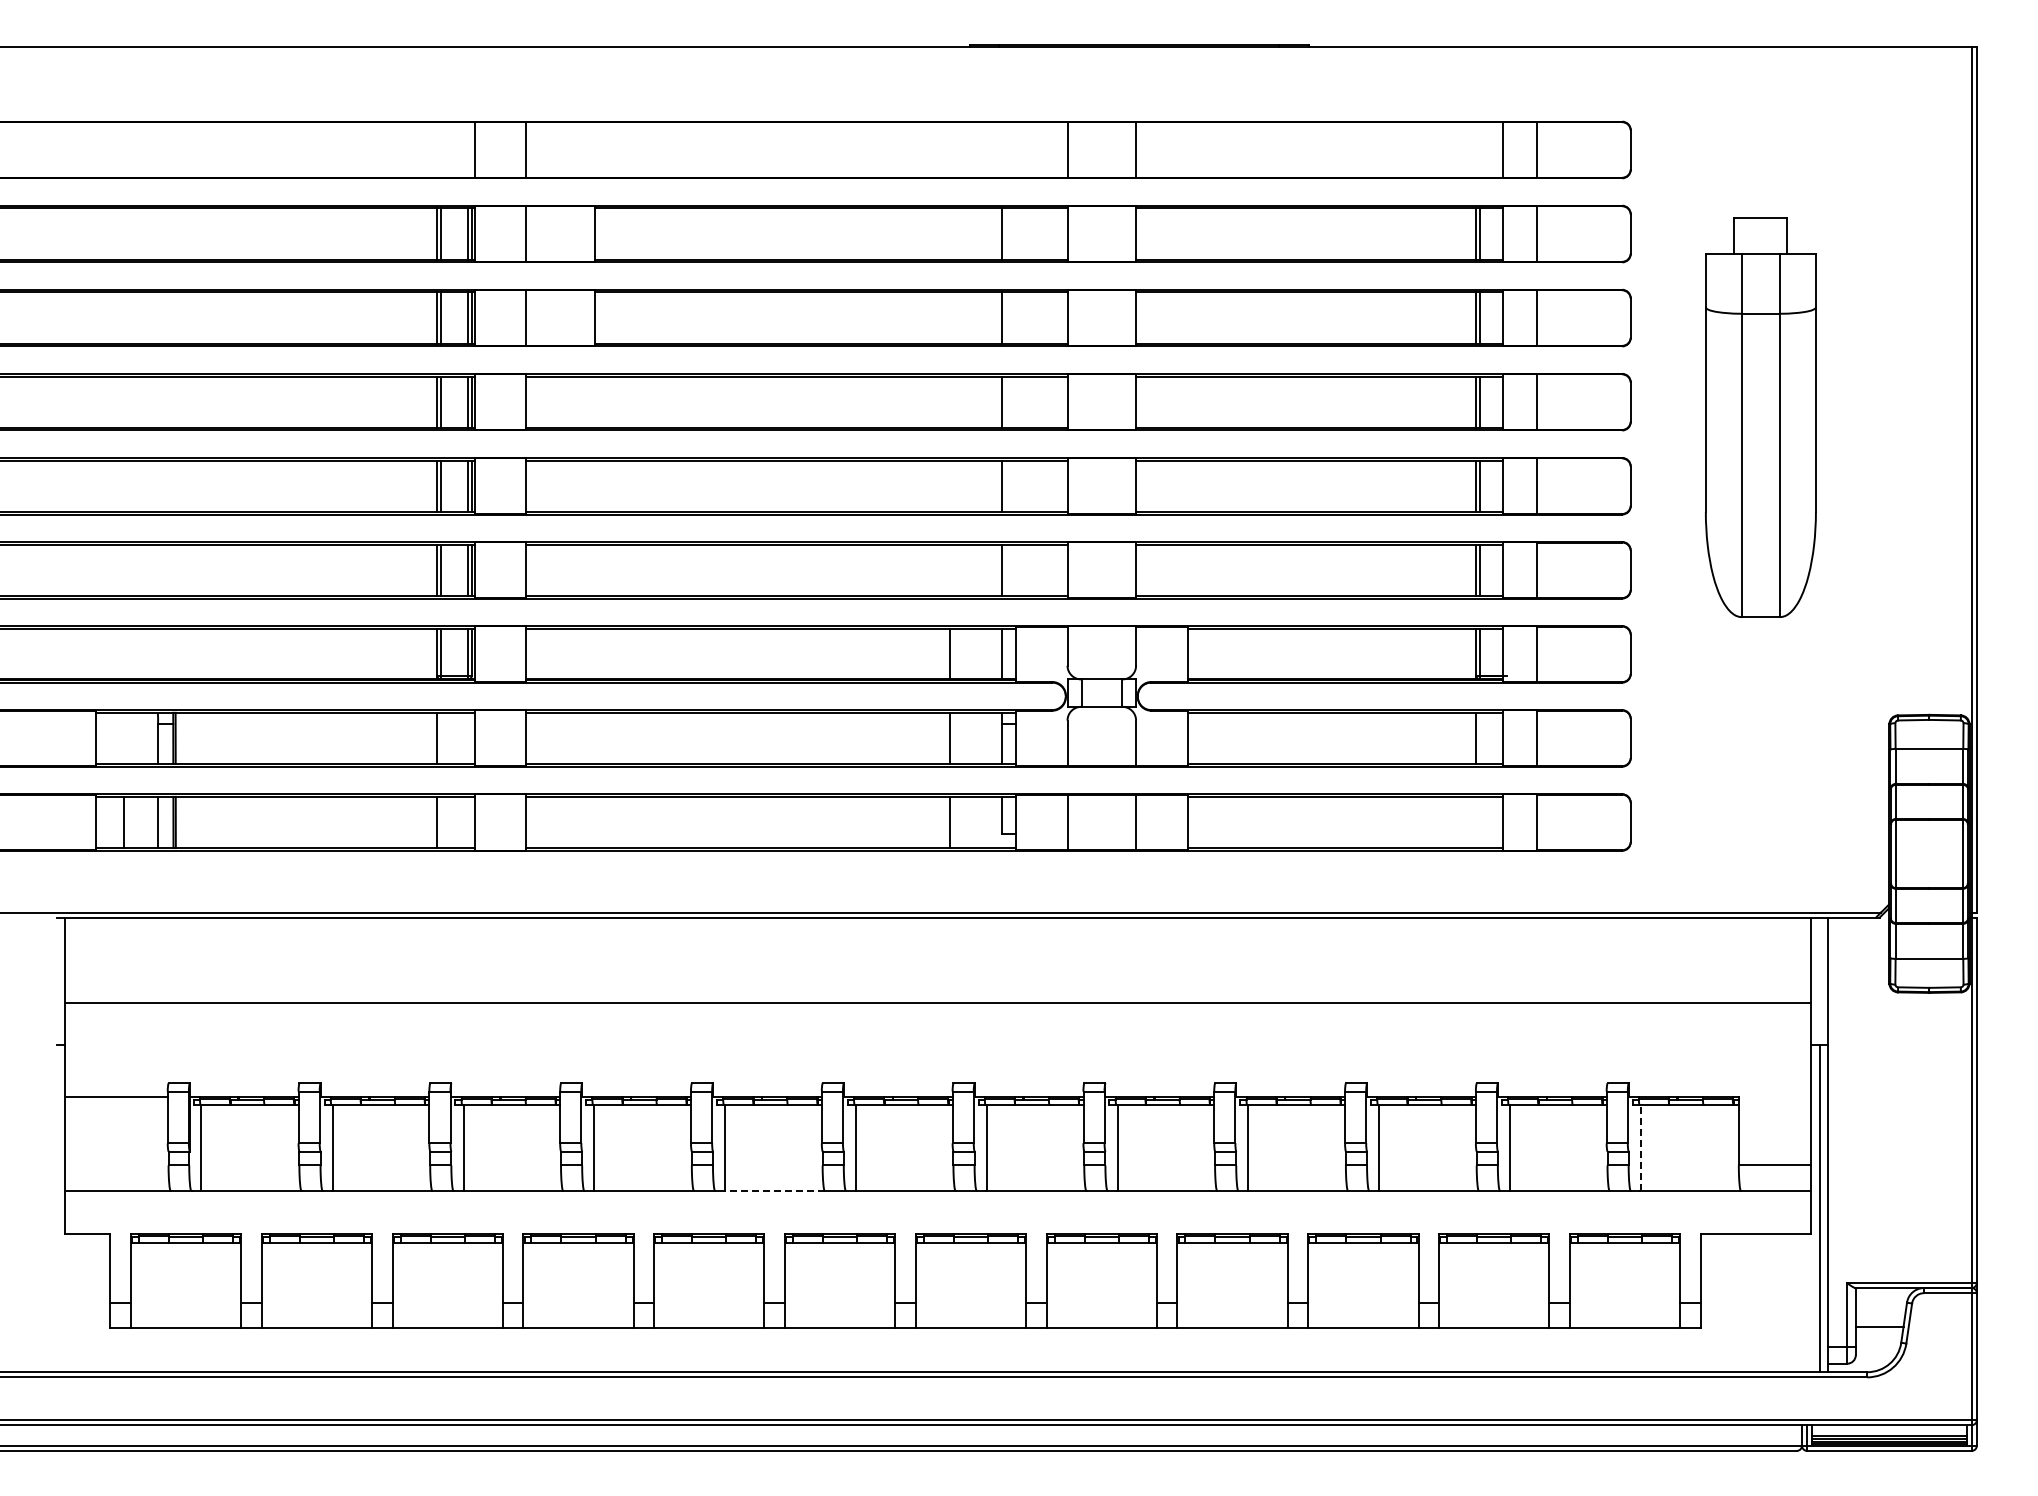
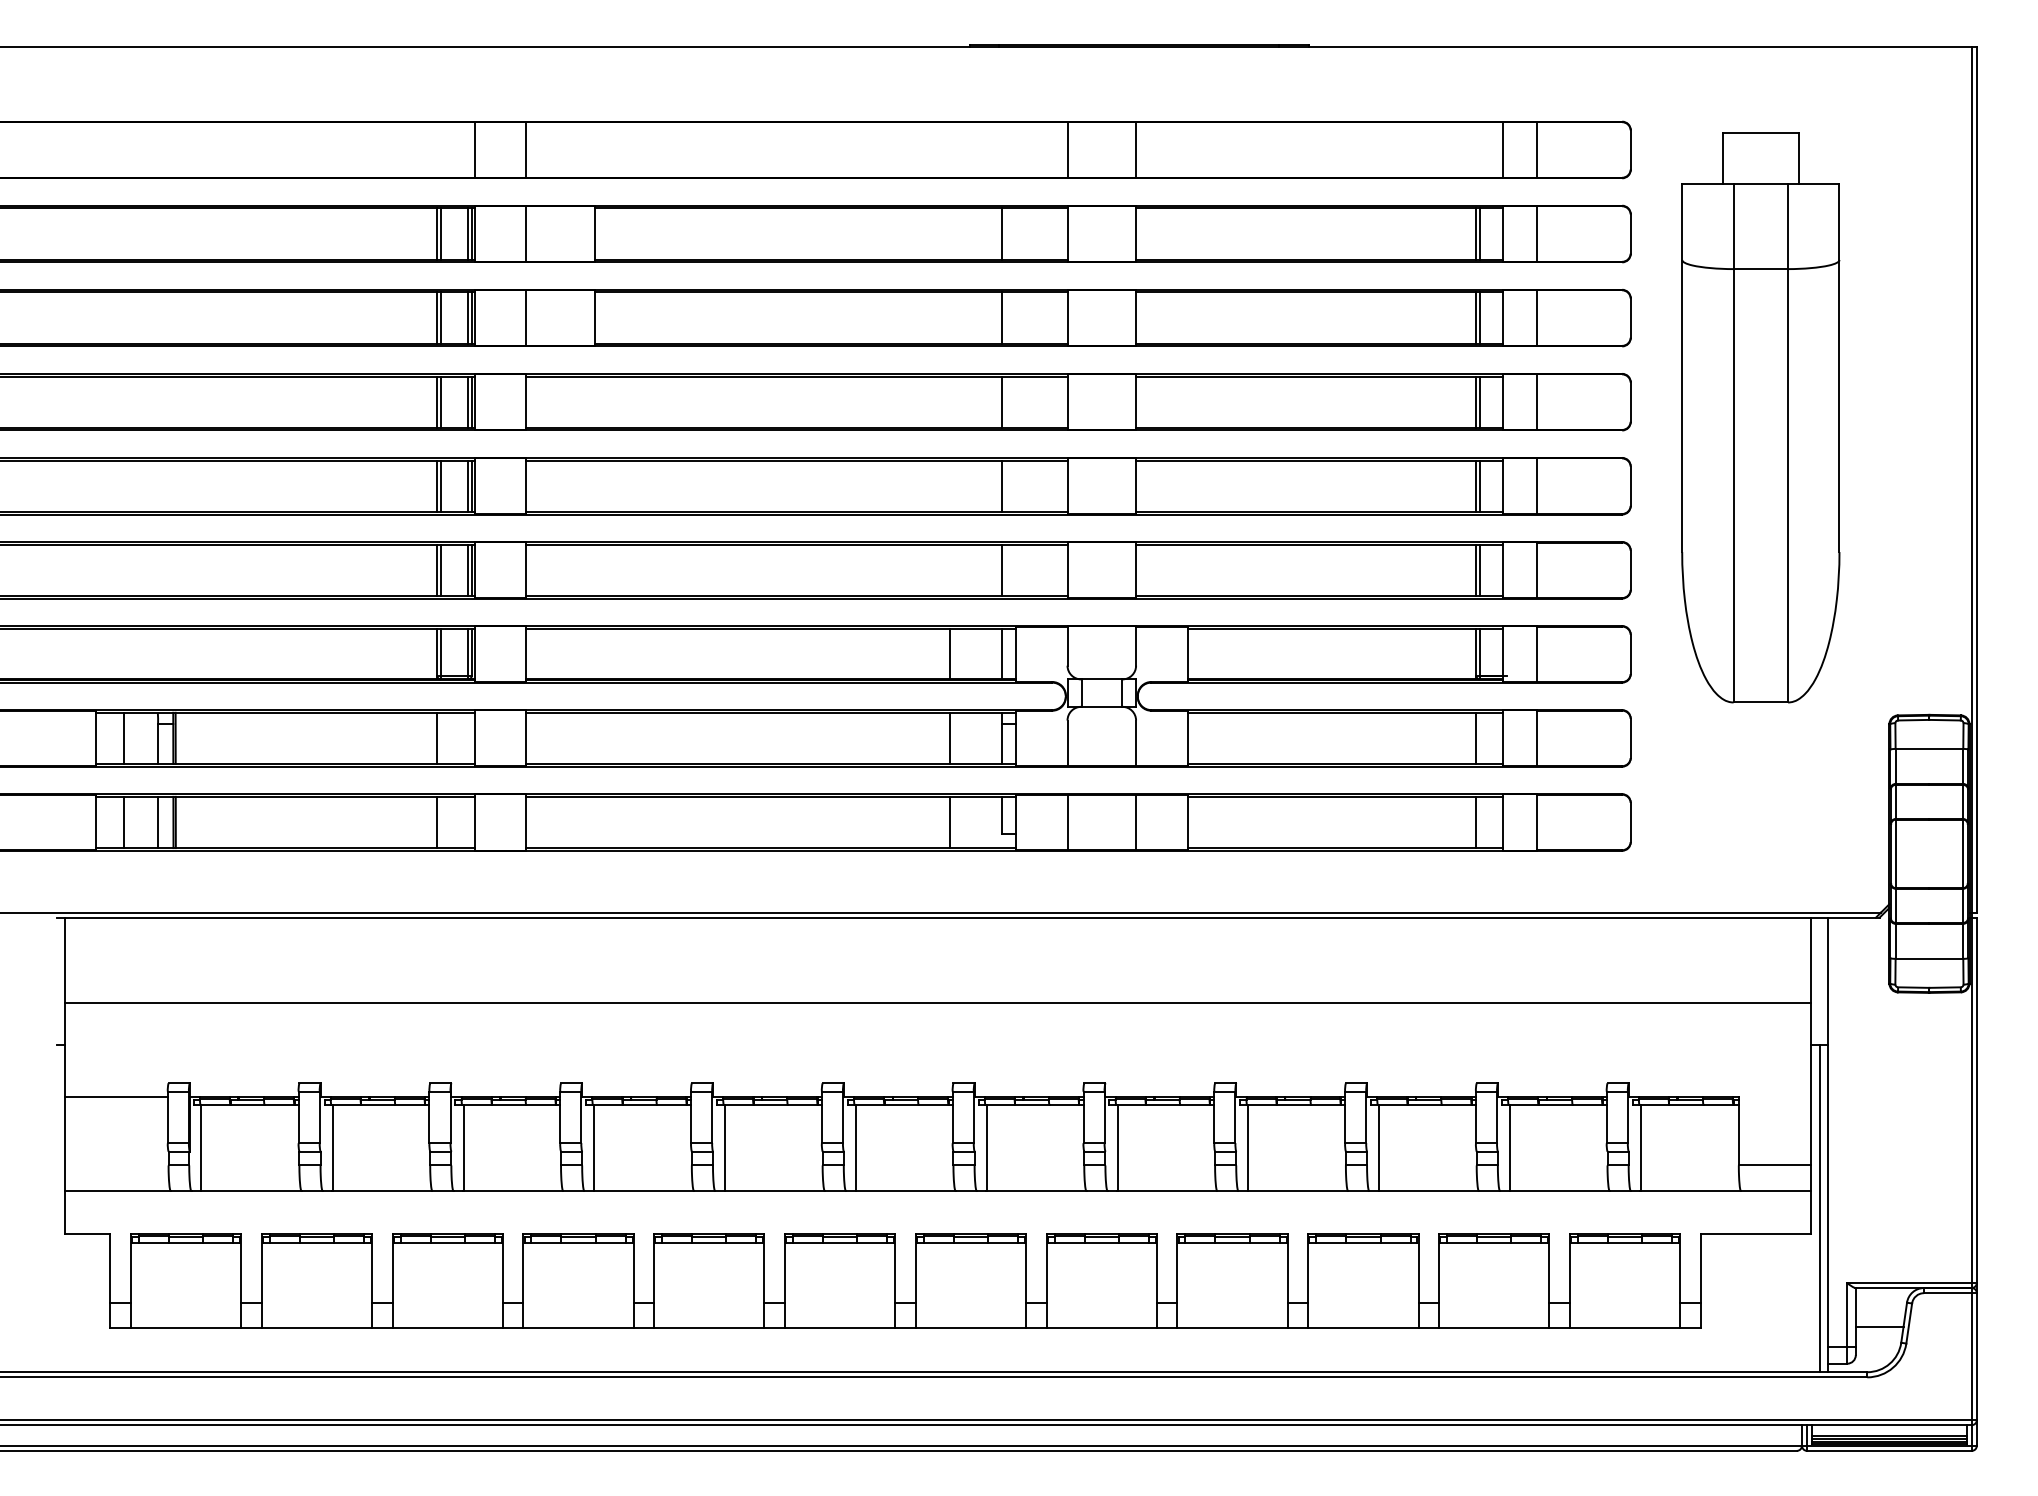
part size: 112x401 px -> 160x572 px (1760, 417)
line: none -> present (123, 738)
line: none -> present (1476, 822)
line: dashed -> solid (1640, 1148)
line: dashed -> solid (774, 1191)
